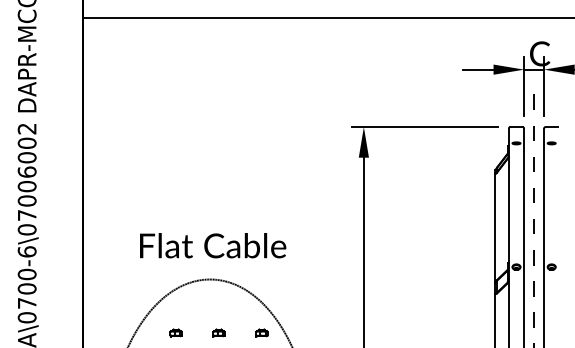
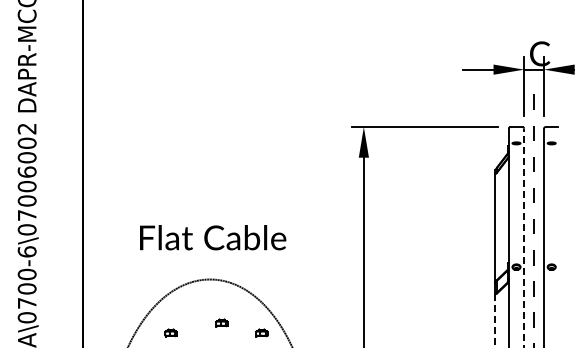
line: present -> none (327, 18)
line: solid -> dashed (524, 237)
text position: (213, 245) -> (213, 237) (213, 237)
line: solid -> dashed (495, 320)
part position: (175, 332) -> (170, 332) (170, 332)
part position: (218, 332) -> (221, 322) (221, 322)
